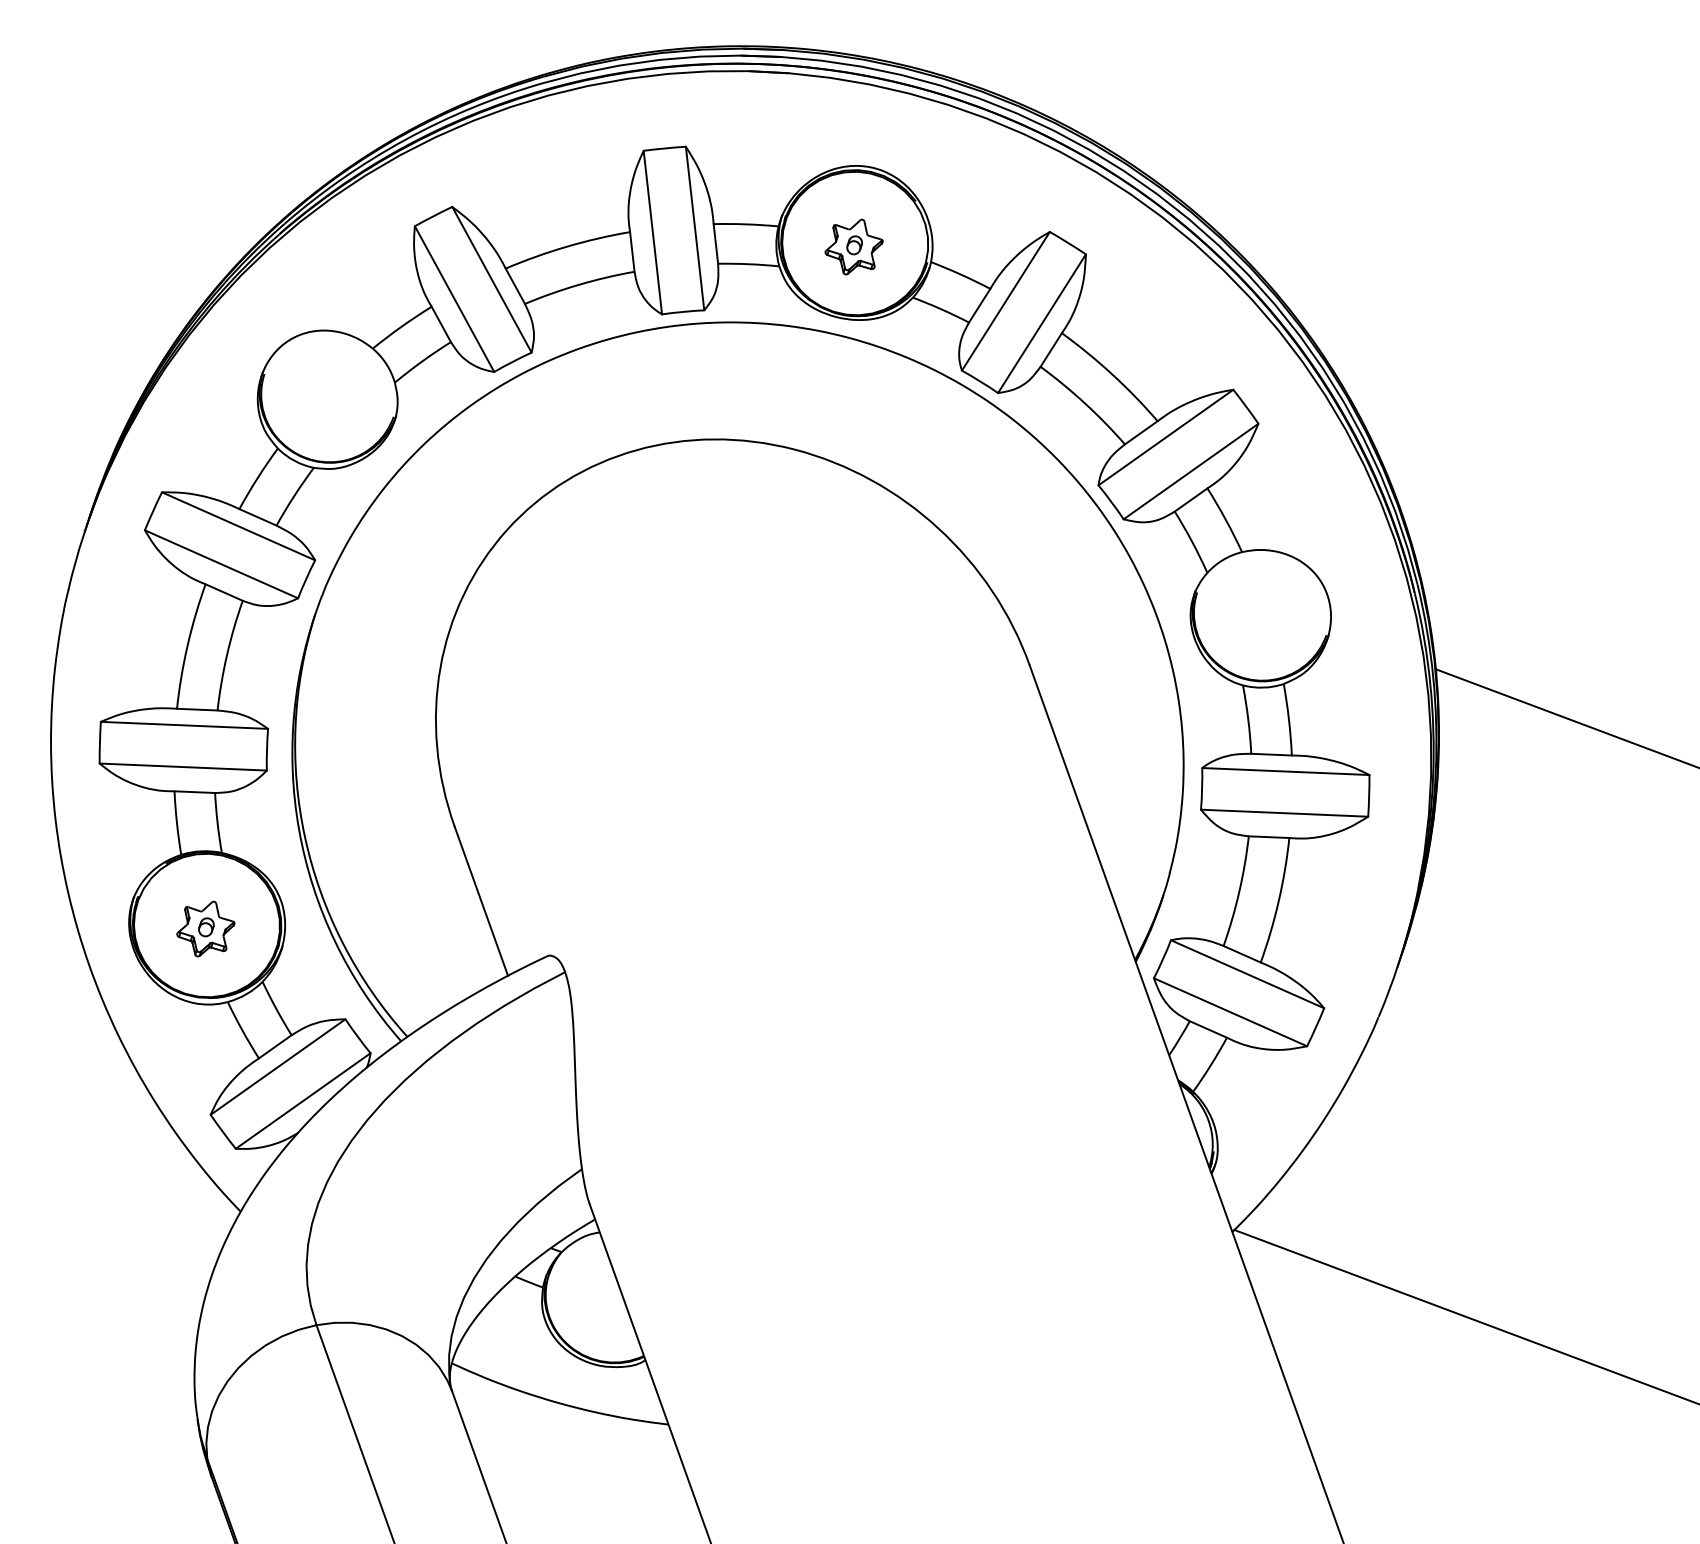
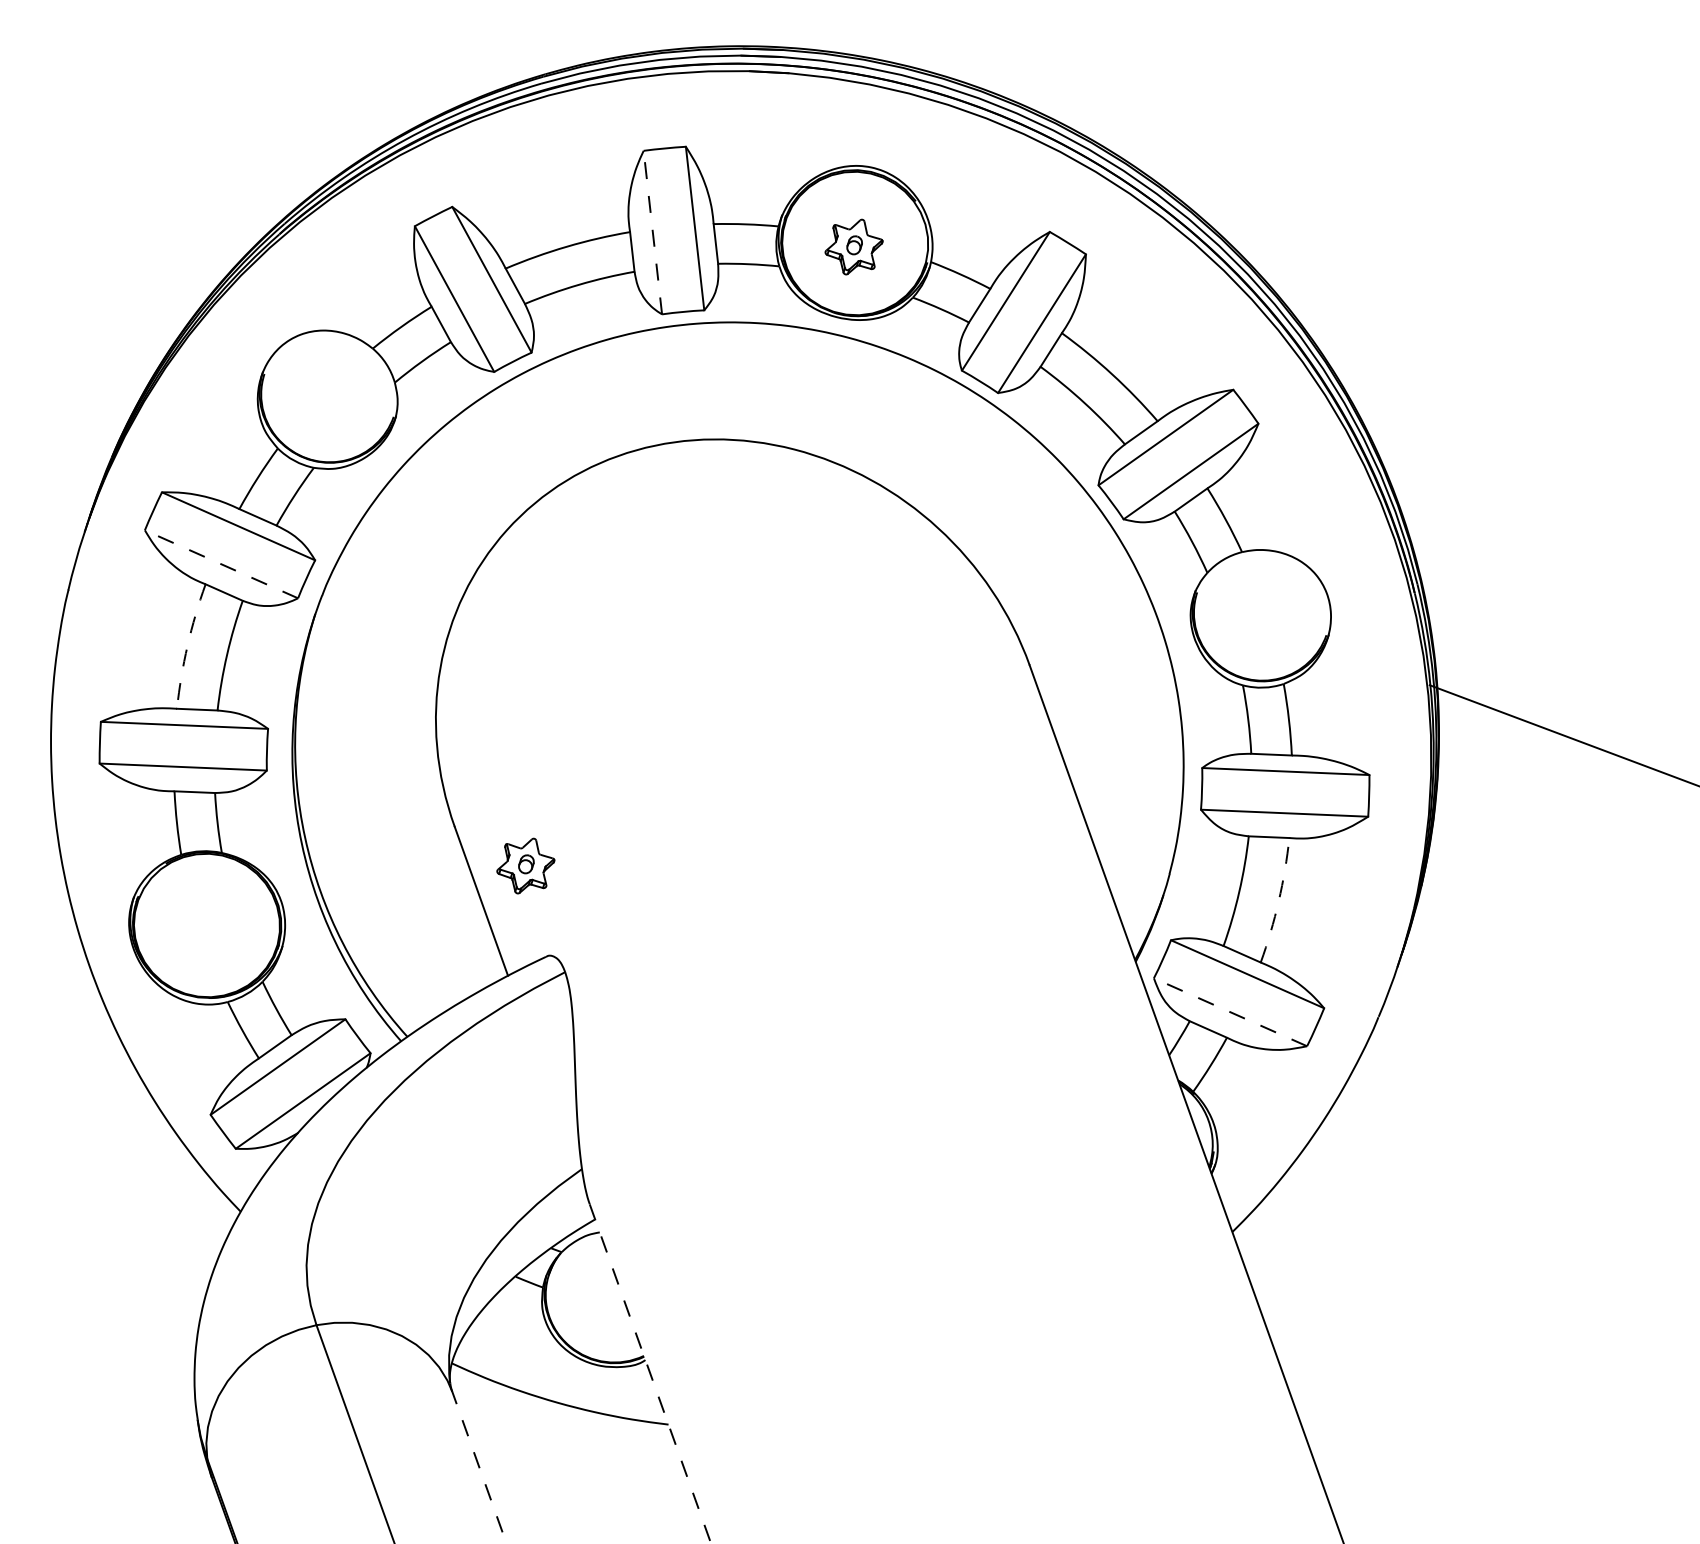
line: solid -> dashed (652, 232)
line: solid -> dashed (221, 564)
arc: solid -> dashed (187, 645)
line position: (1565, 717) -> (1562, 735) (1562, 735)
arc: solid -> dashed (1278, 901)
part position: (205, 928) -> (525, 865) (525, 865)
line: solid -> dashed (1230, 1012)
line: present -> none (1465, 1316)
line: solid -> dashed (650, 1373)
line: solid -> dashed (479, 1467)
